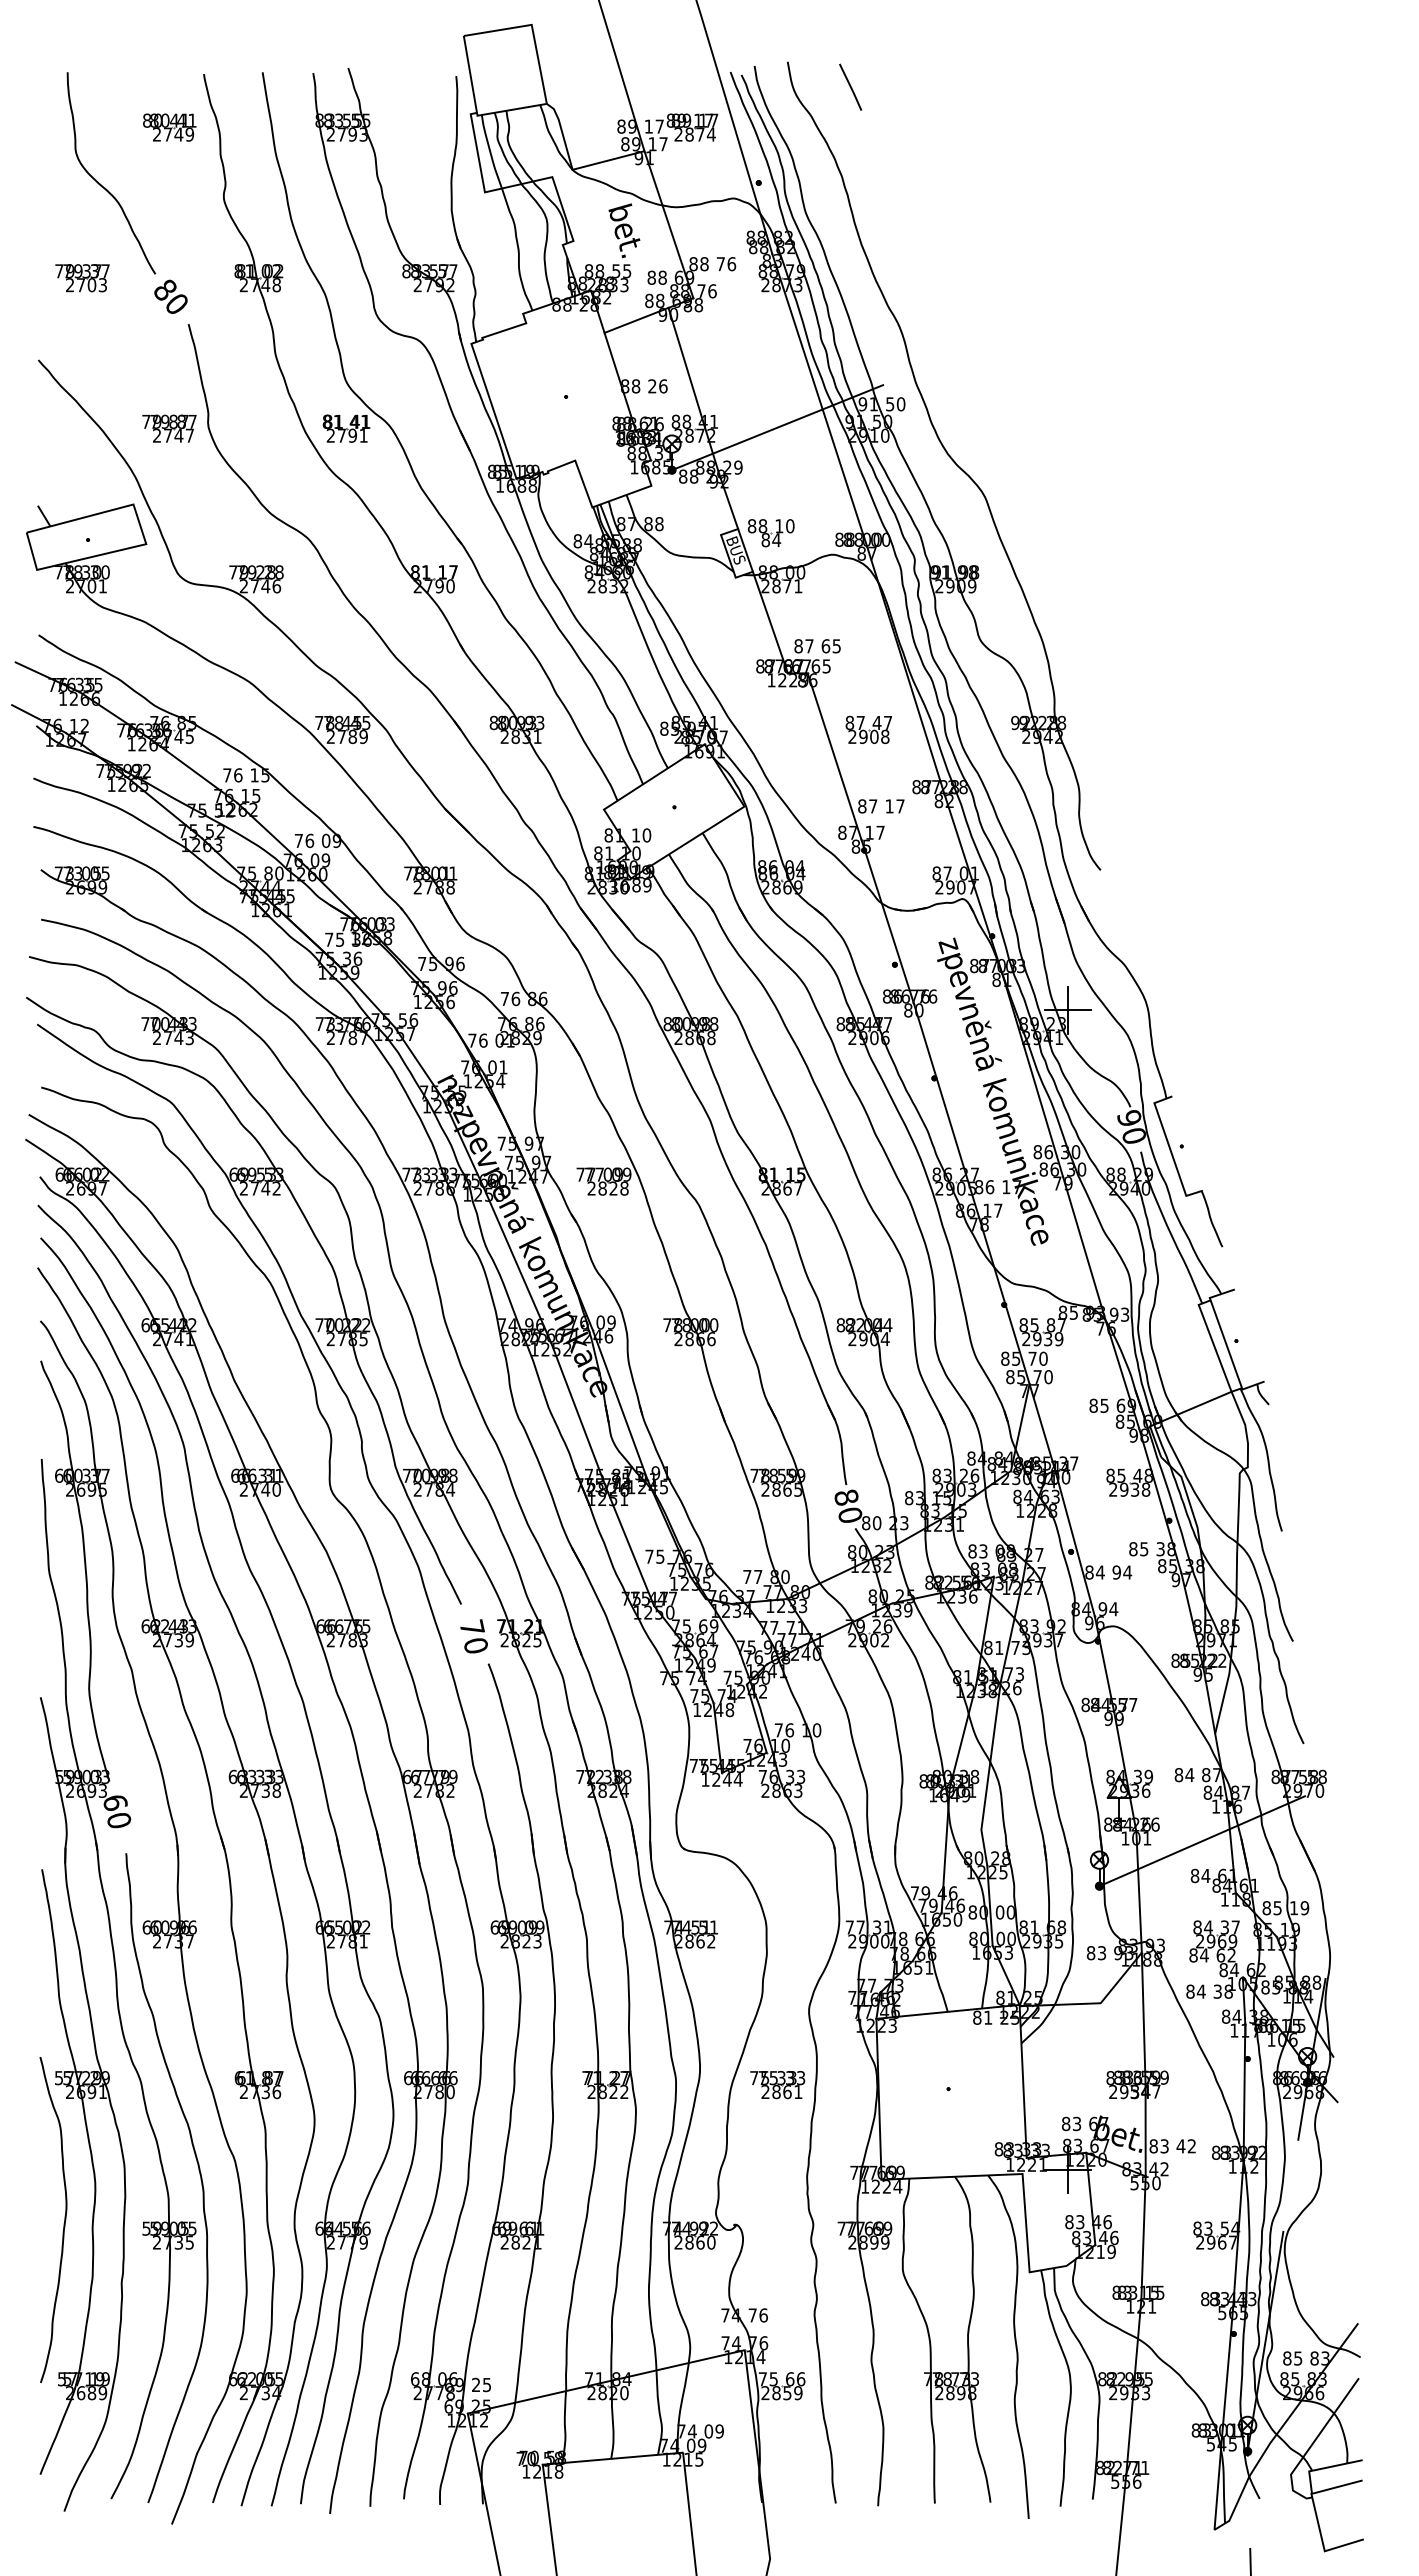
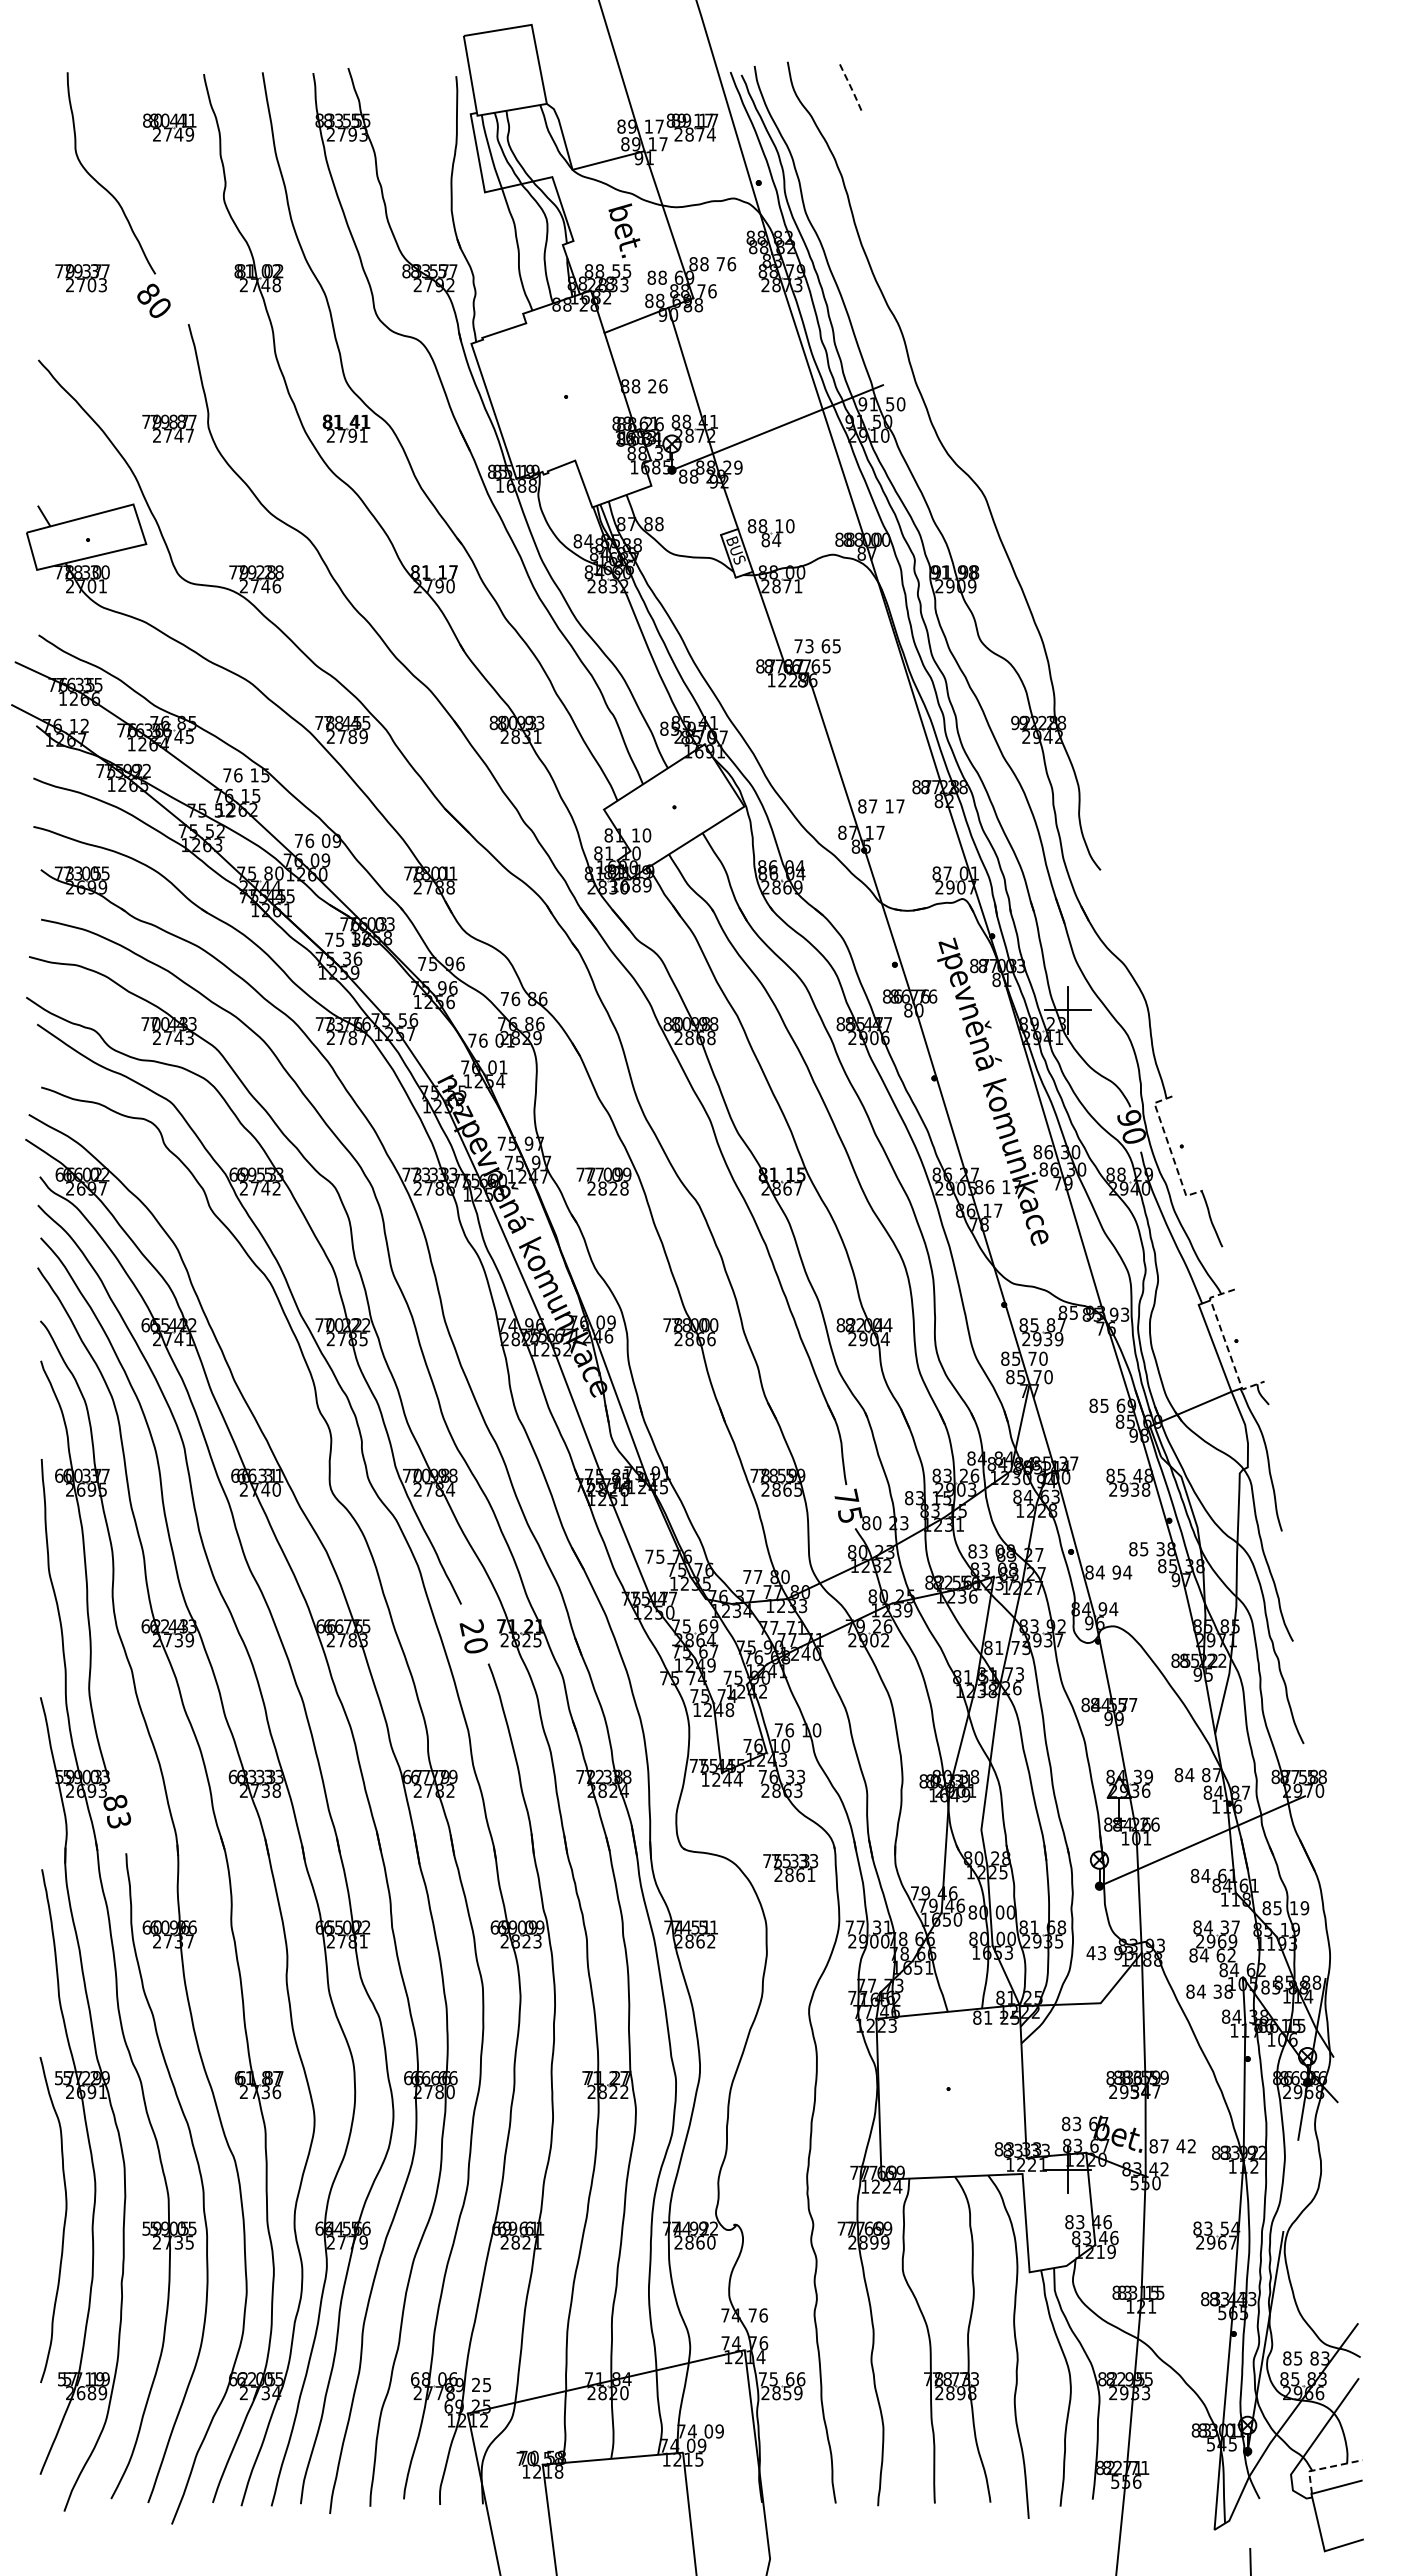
line: solid -> dashed (851, 87)
text position: (170, 296) -> (153, 300) (153, 300)
text: 87 -> 73 (803, 646)
part: present -> none (868, 729)
line: solid -> dashed (1170, 1149)
line: solid -> dashed (1225, 1342)
text: 80 -> 75 (848, 1505)
text: 70 -> 20 (471, 1627)
text: 60 -> 83 (116, 1811)
text: 83 -> 43 (1090, 1953)
part position: (777, 2085) -> (790, 1868) (790, 1868)
text: 83 -> 87 (1164, 2146)
line: solid -> dashed (1324, 2468)
